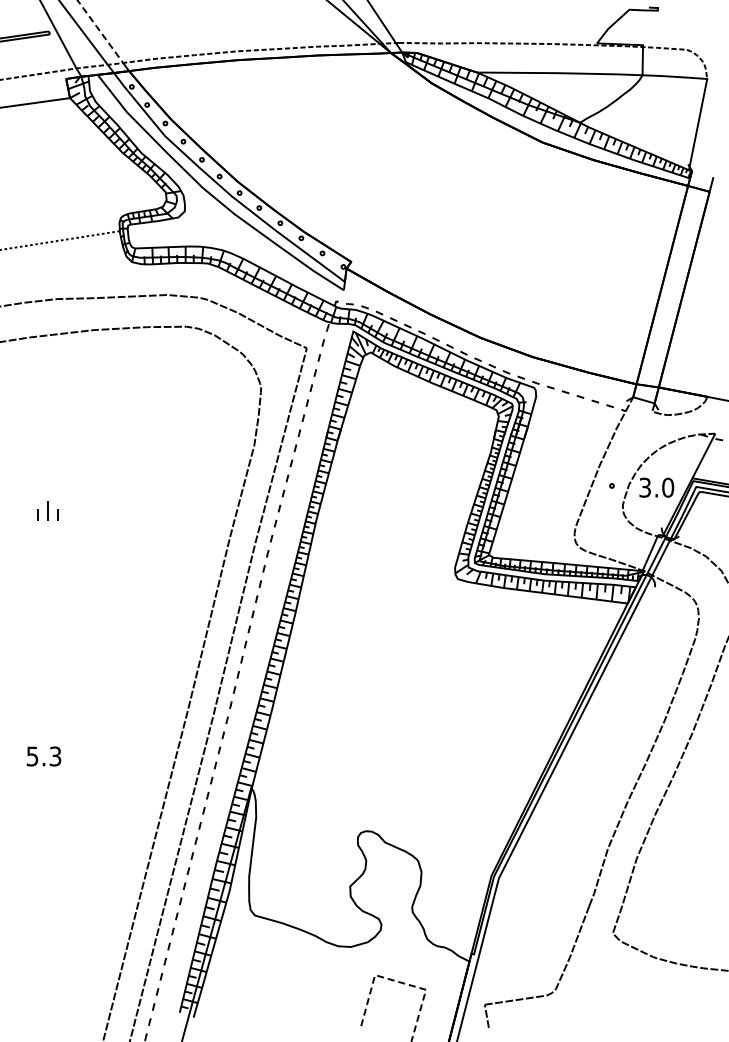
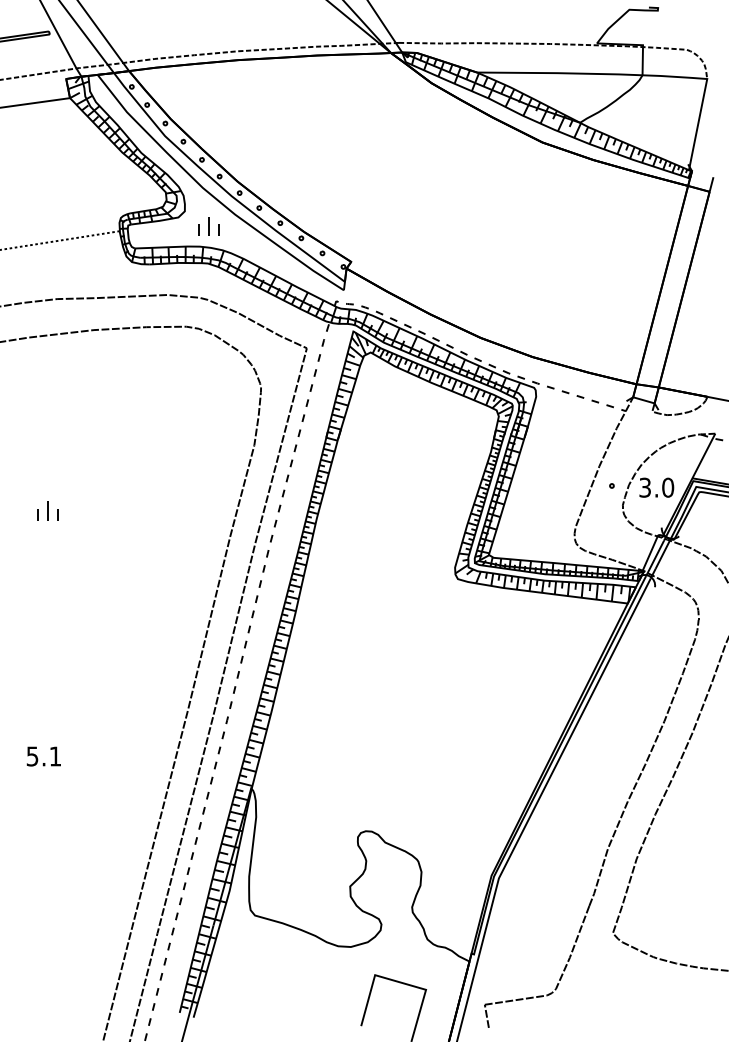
line: dashed -> solid (100, 31)
part: none -> present (208, 226)
text: 5.3 -> 5.1 (55, 756)
line: dashed -> solid (401, 982)
